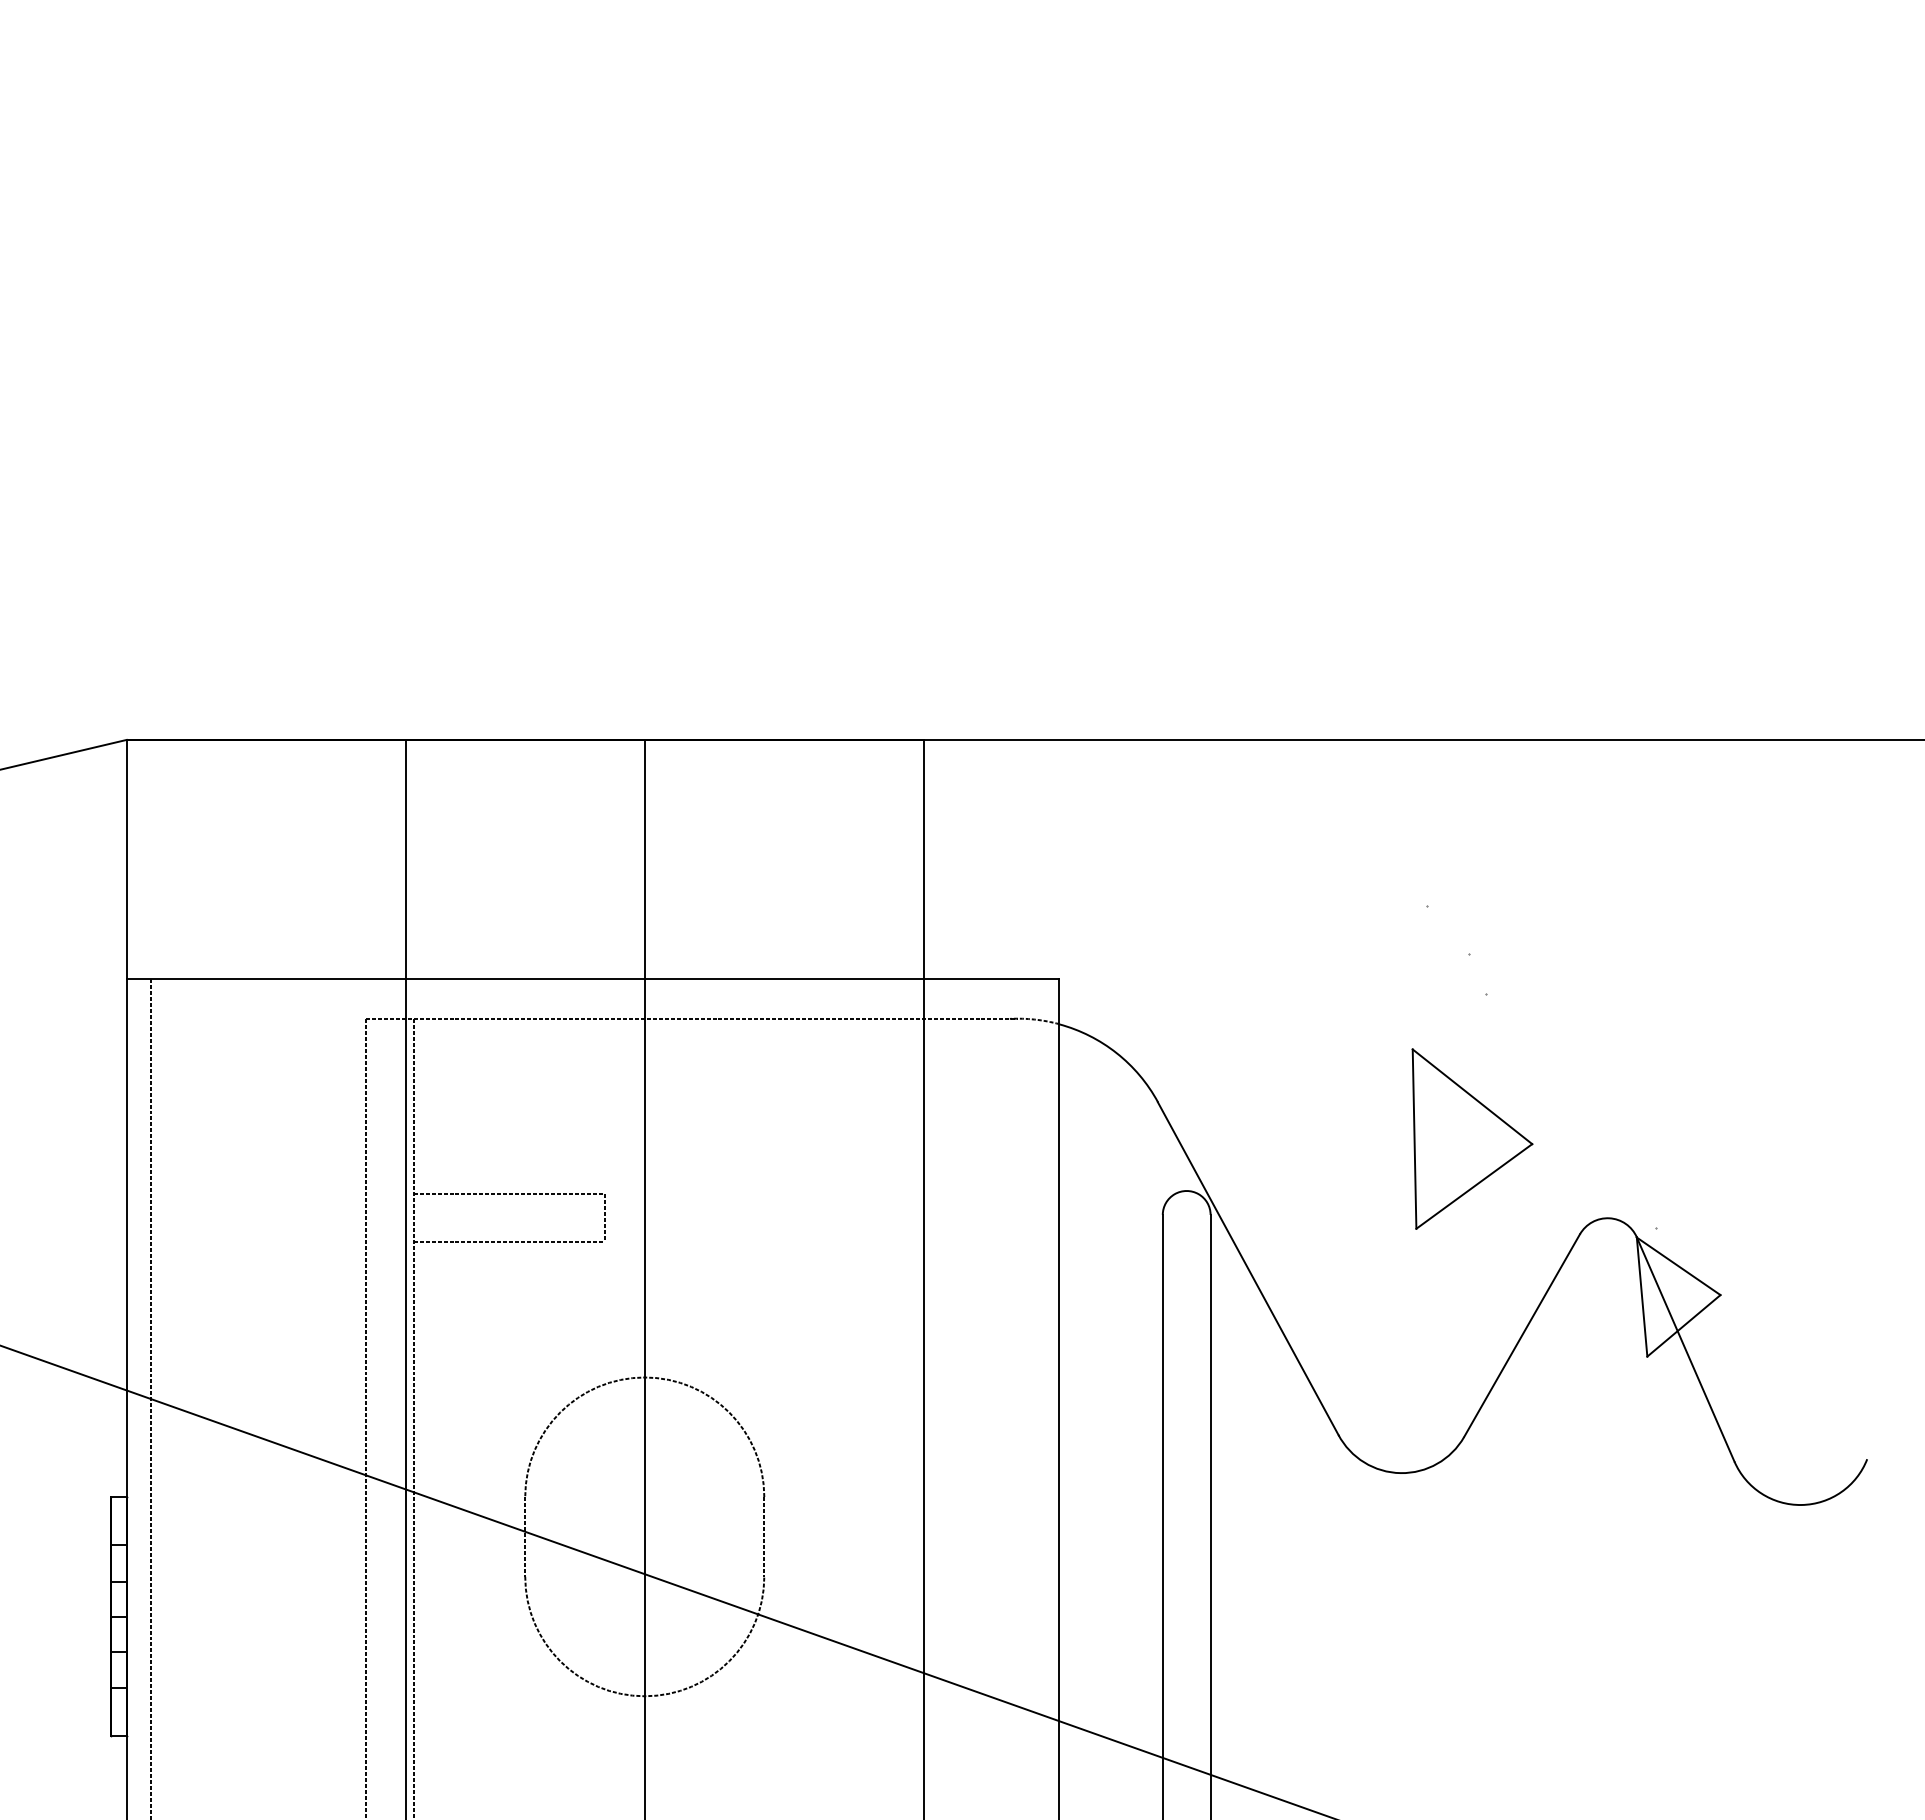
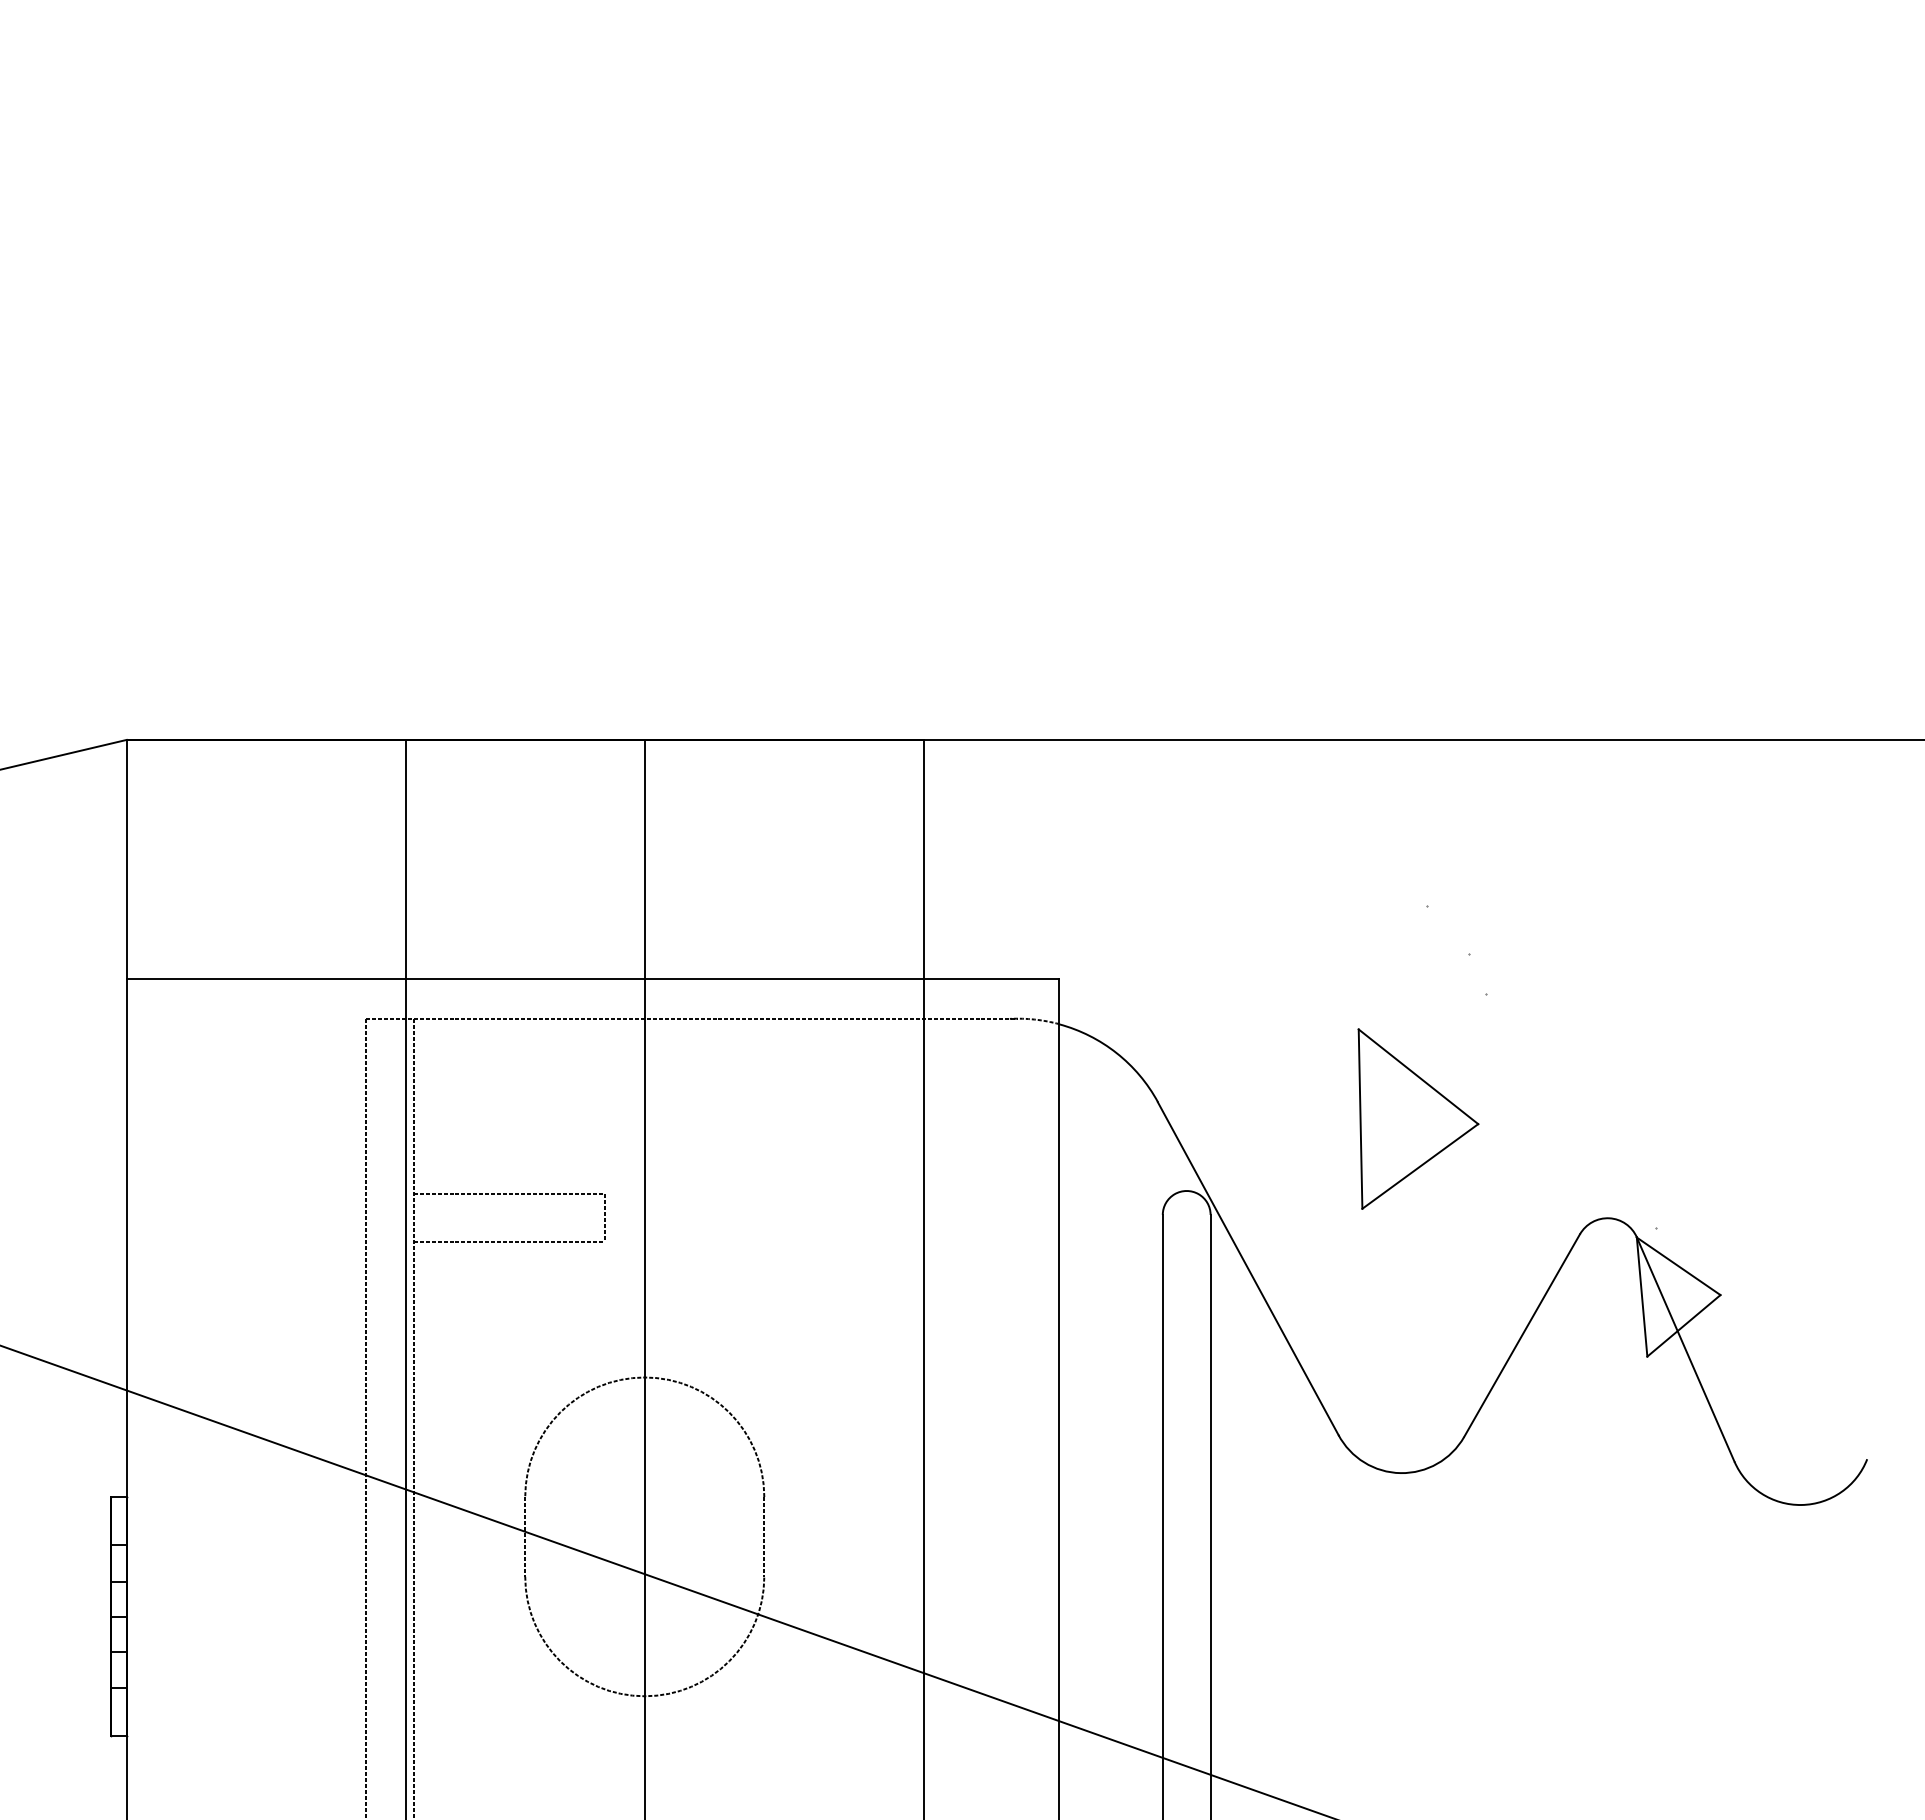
part position: (1472, 1138) -> (1418, 1118) (1418, 1118)
line: present -> none (150, 1397)
